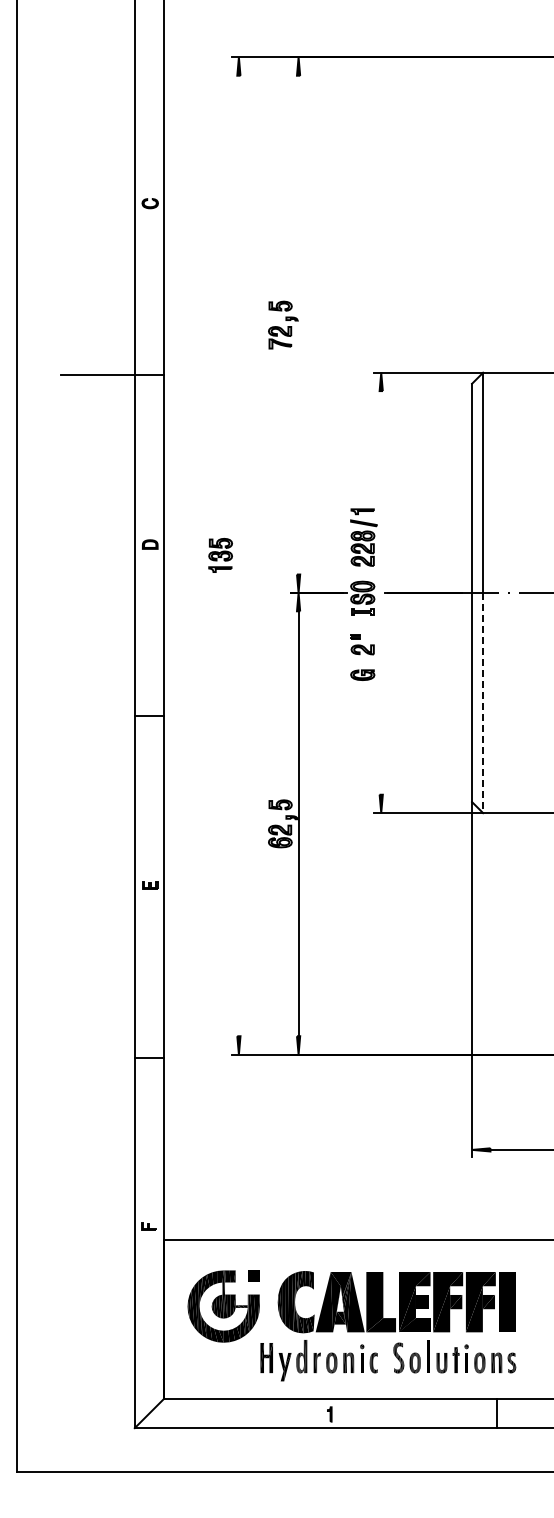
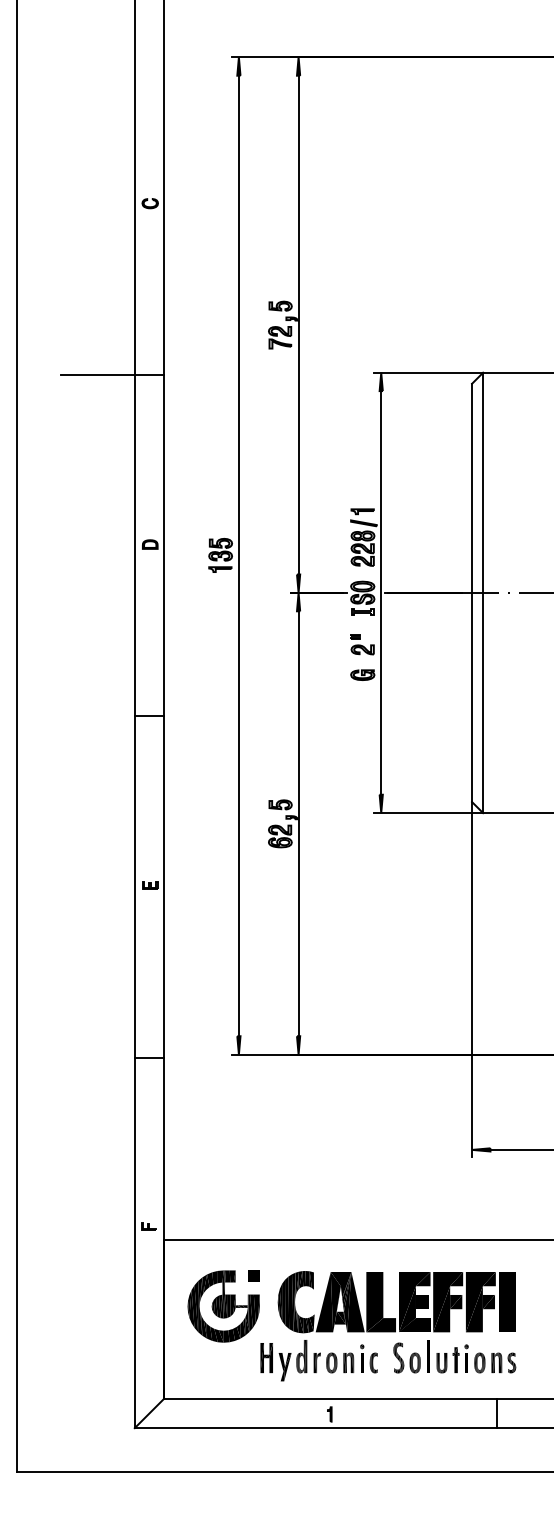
line: none -> present (298, 324)
line: none -> present (238, 555)
line: none -> present (381, 592)
line: dashed -> solid (483, 703)
